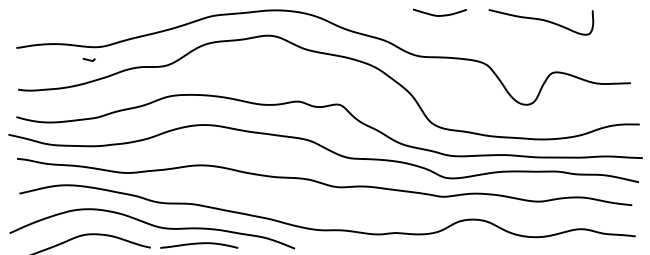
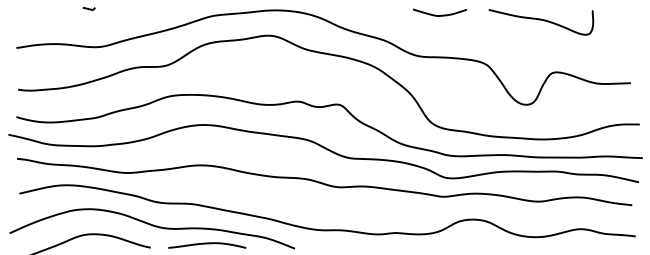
curve position: (88, 59) -> (88, 8) (88, 8)
curve position: (199, 244) -> (207, 244) (207, 244)
